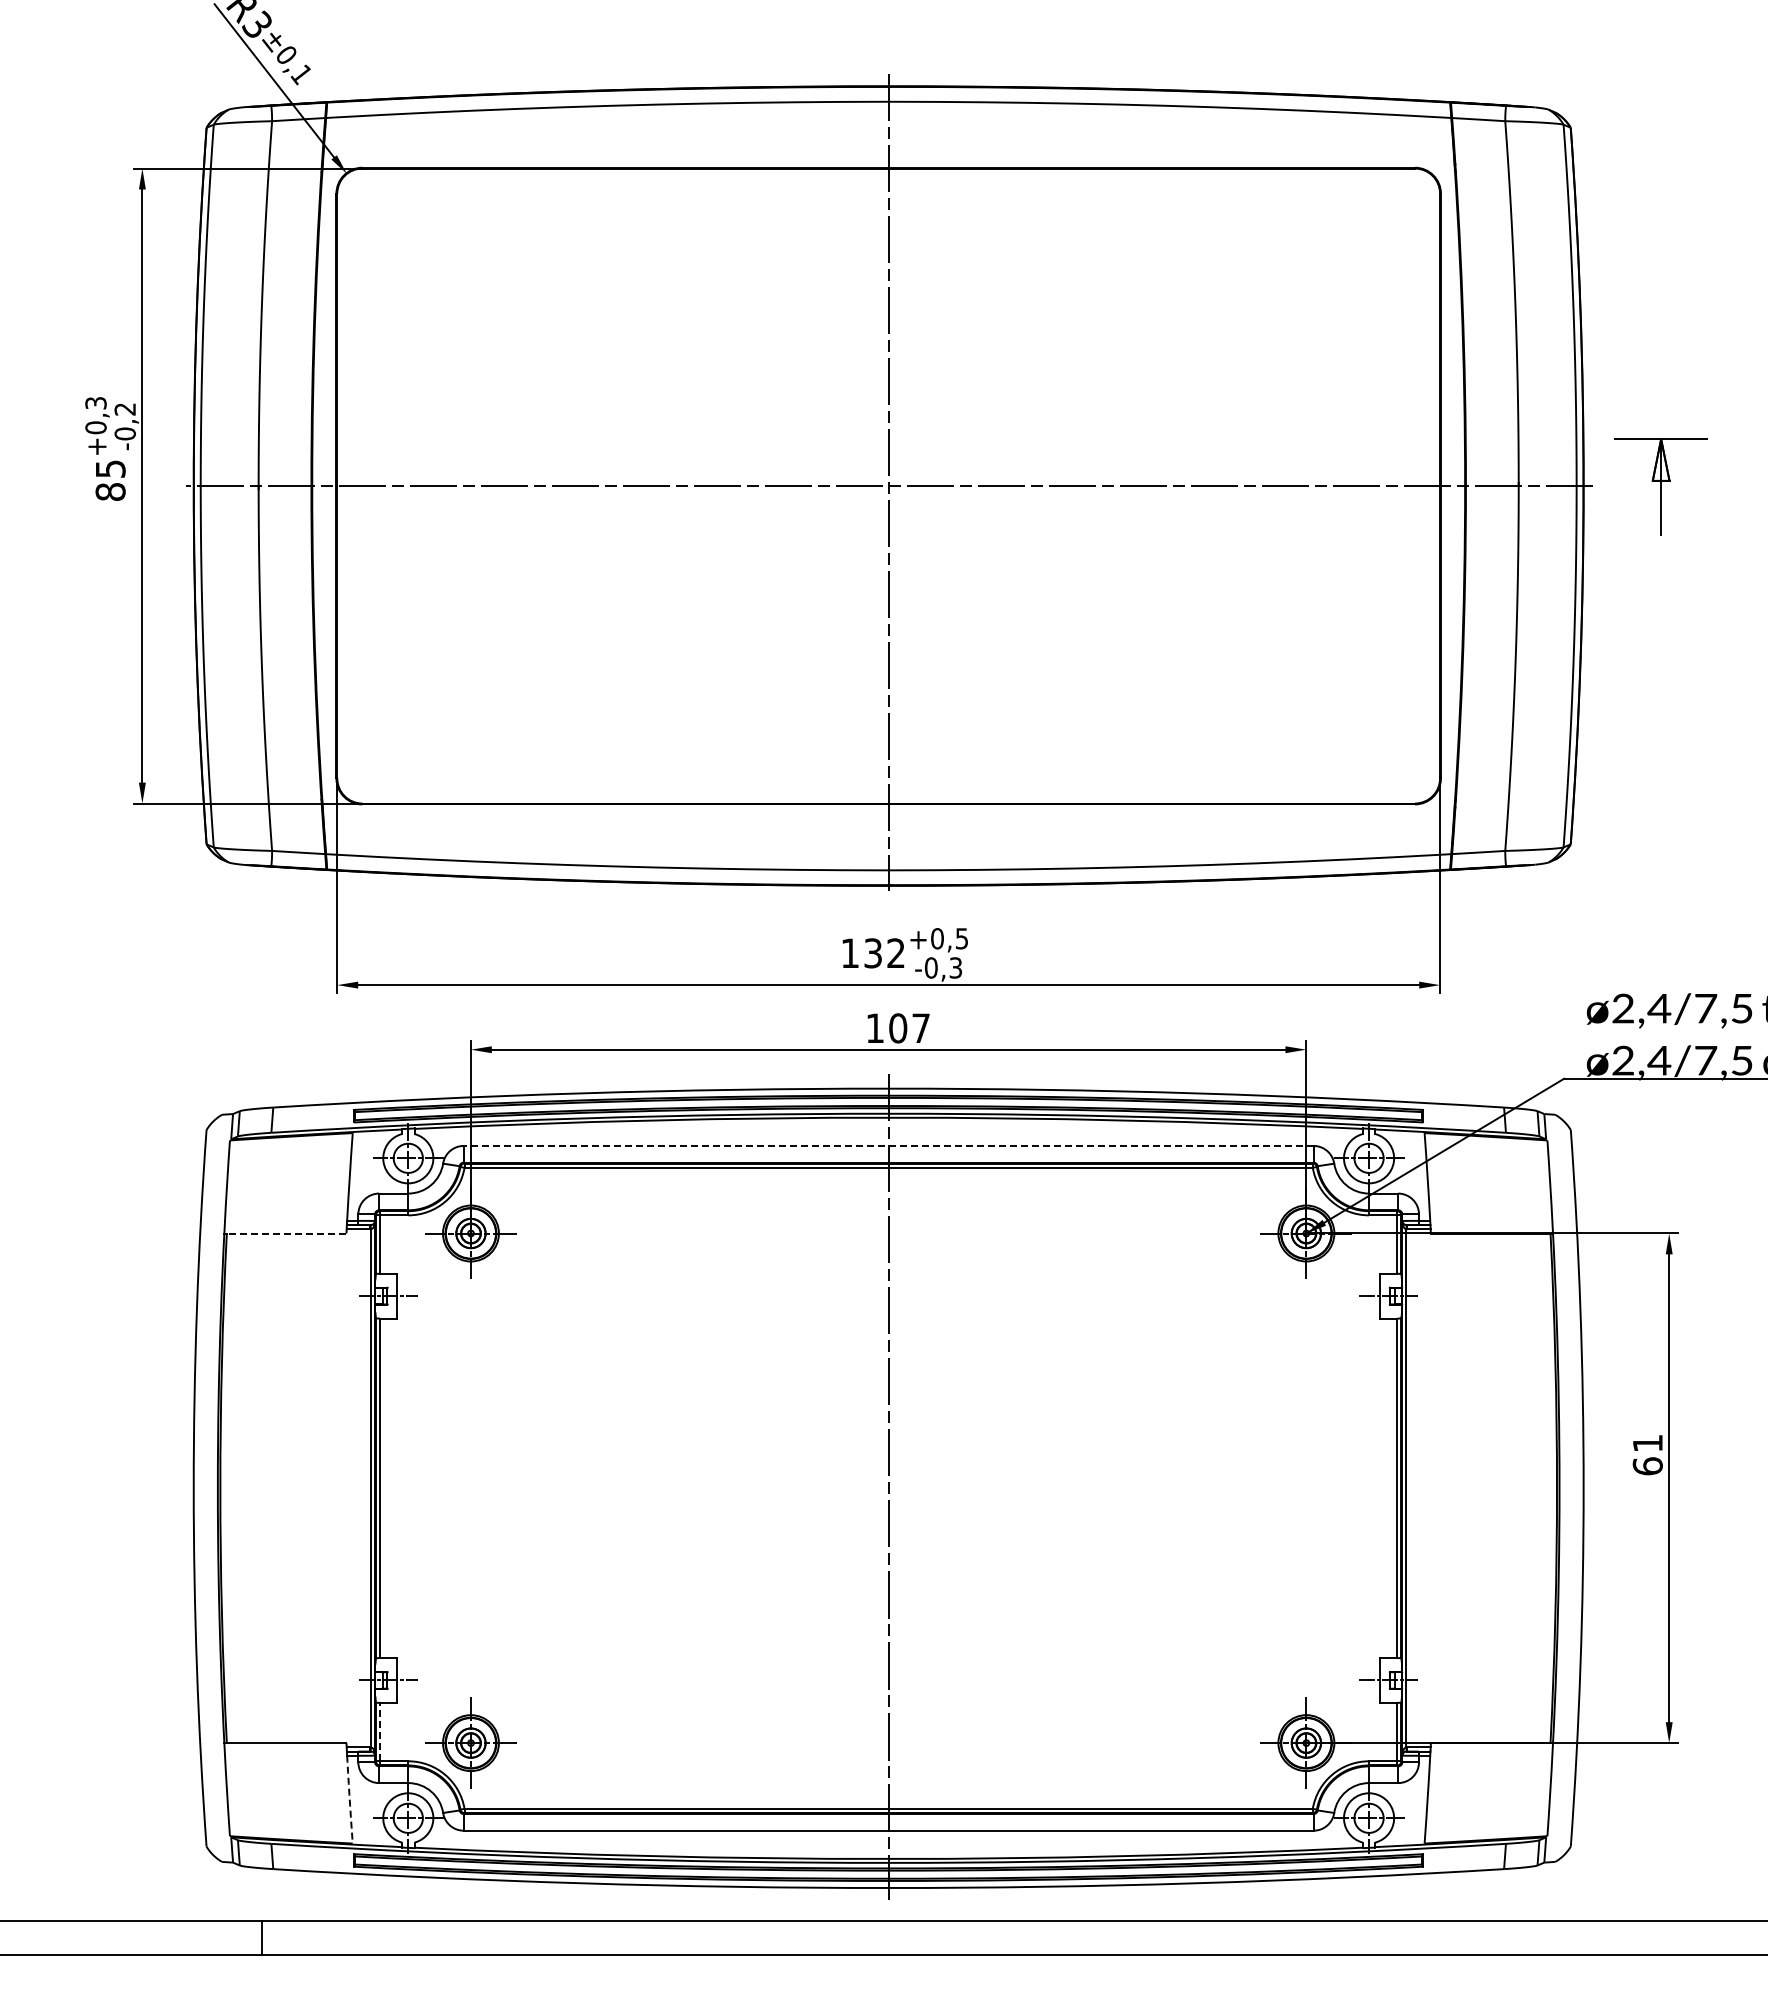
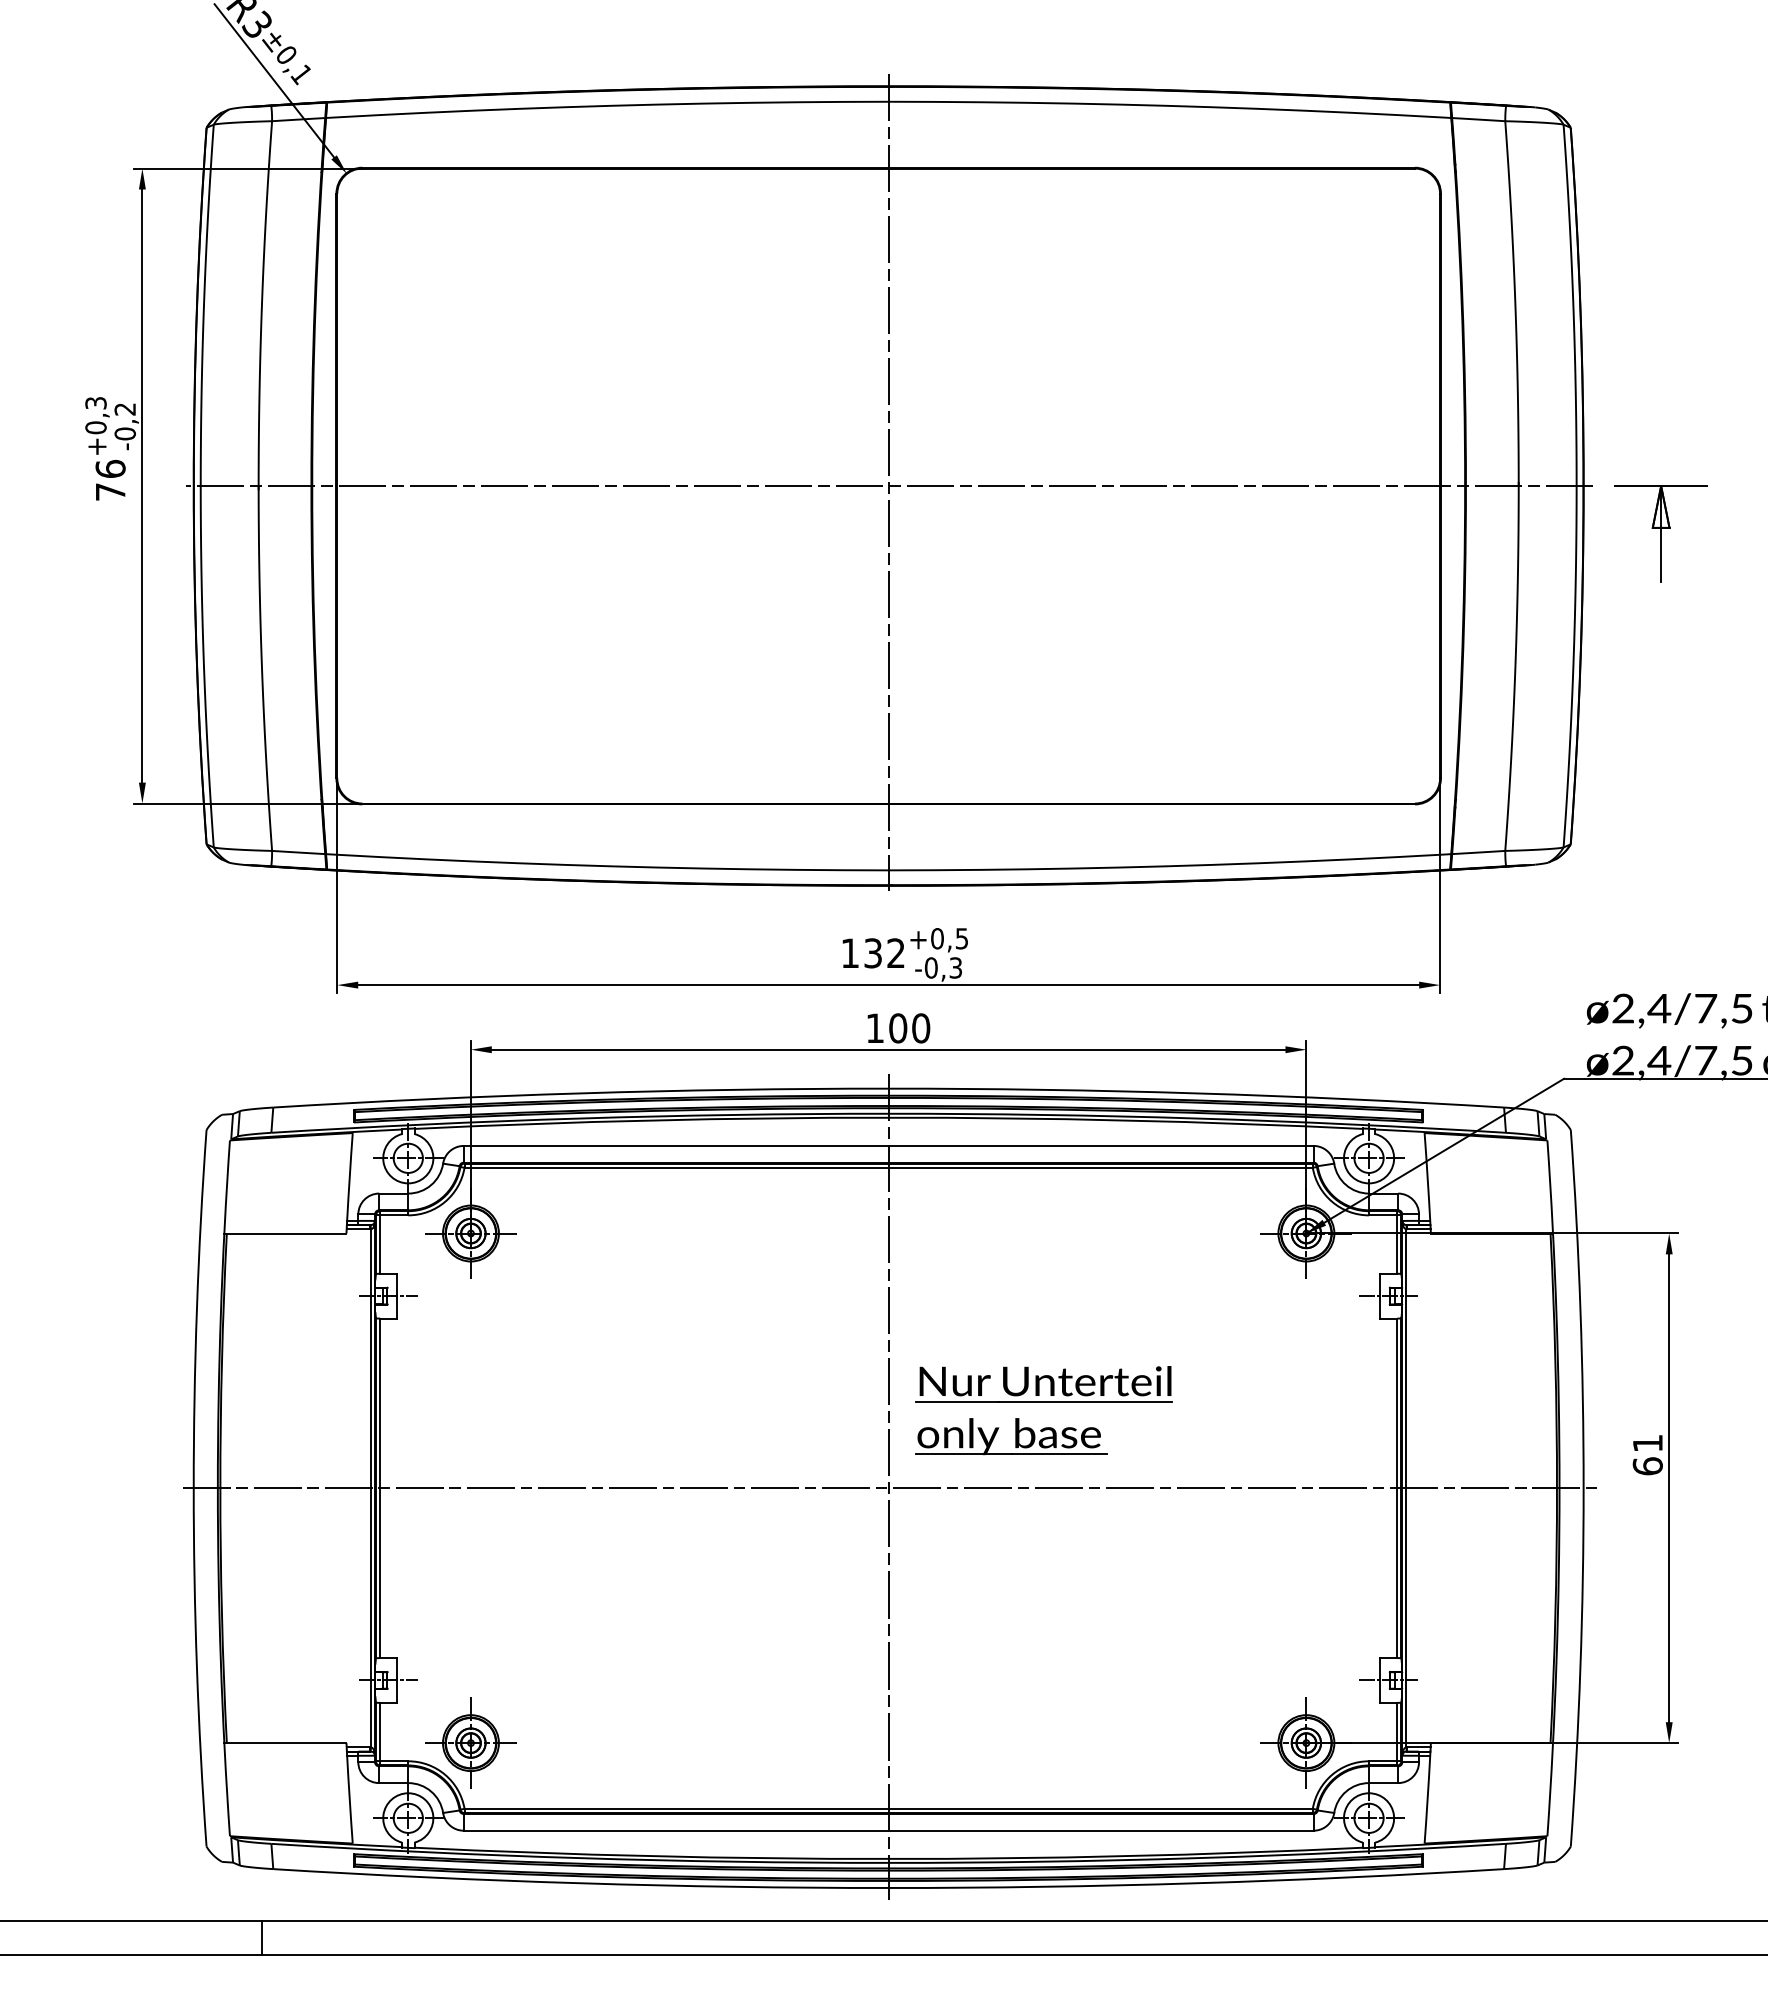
text: 85 -> 76 (110, 479)
part position: (1660, 486) -> (1660, 533) (1660, 533)
text: 107 -> 100 (921, 1028)
line: dashed -> solid (888, 1145)
line: dashed -> solid (286, 1233)
part: none -> present (1043, 1402)
line: none -> present (890, 1488)
line: dashed -> solid (380, 1731)
arc: dashed -> solid (349, 1799)
